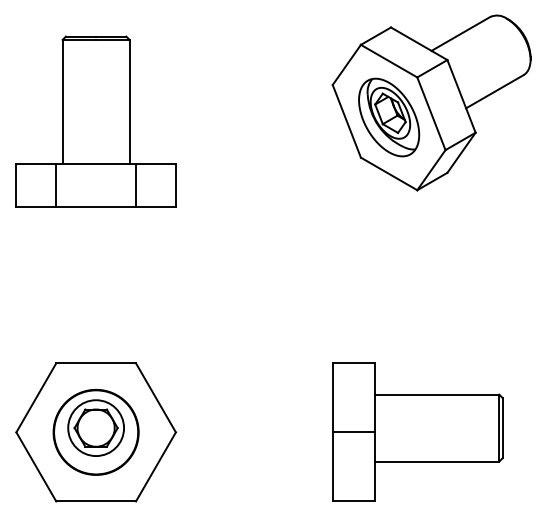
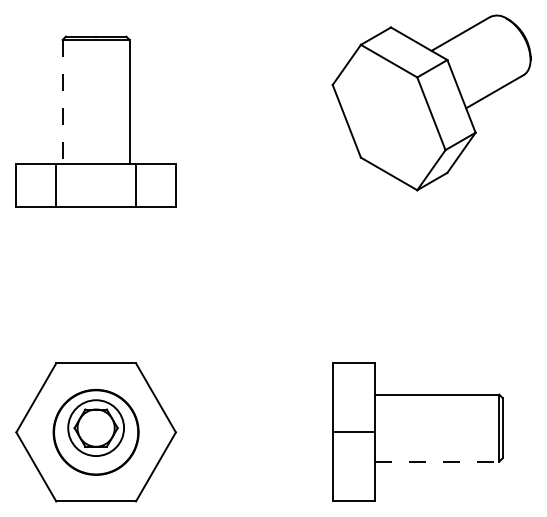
line: solid -> dashed (62, 101)
part: present -> none (389, 117)
line: solid -> dashed (437, 461)
